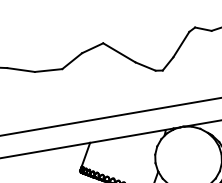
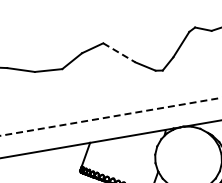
line: solid -> dashed (119, 52)
line: solid -> dashed (111, 116)
